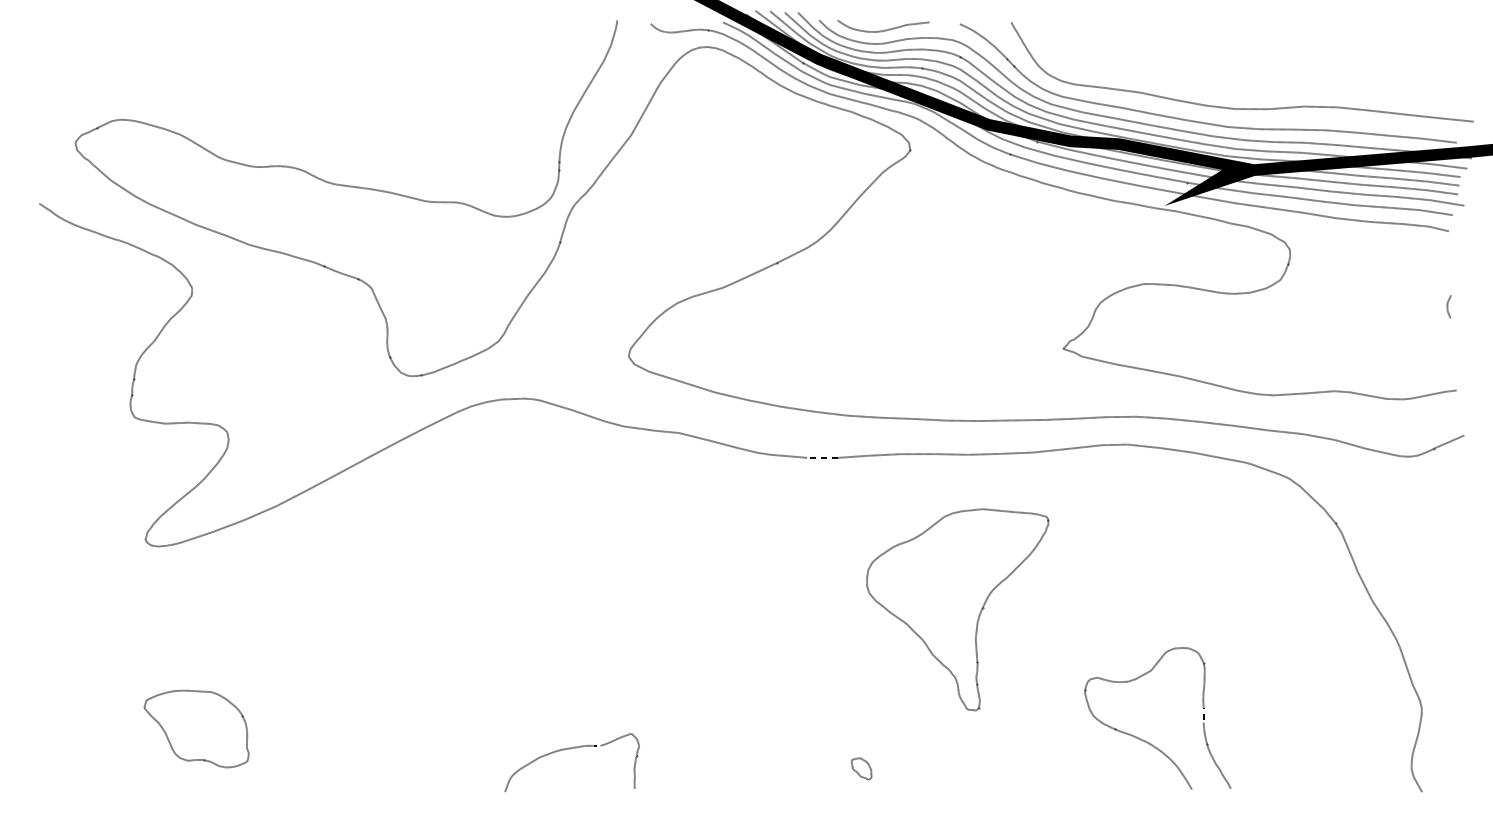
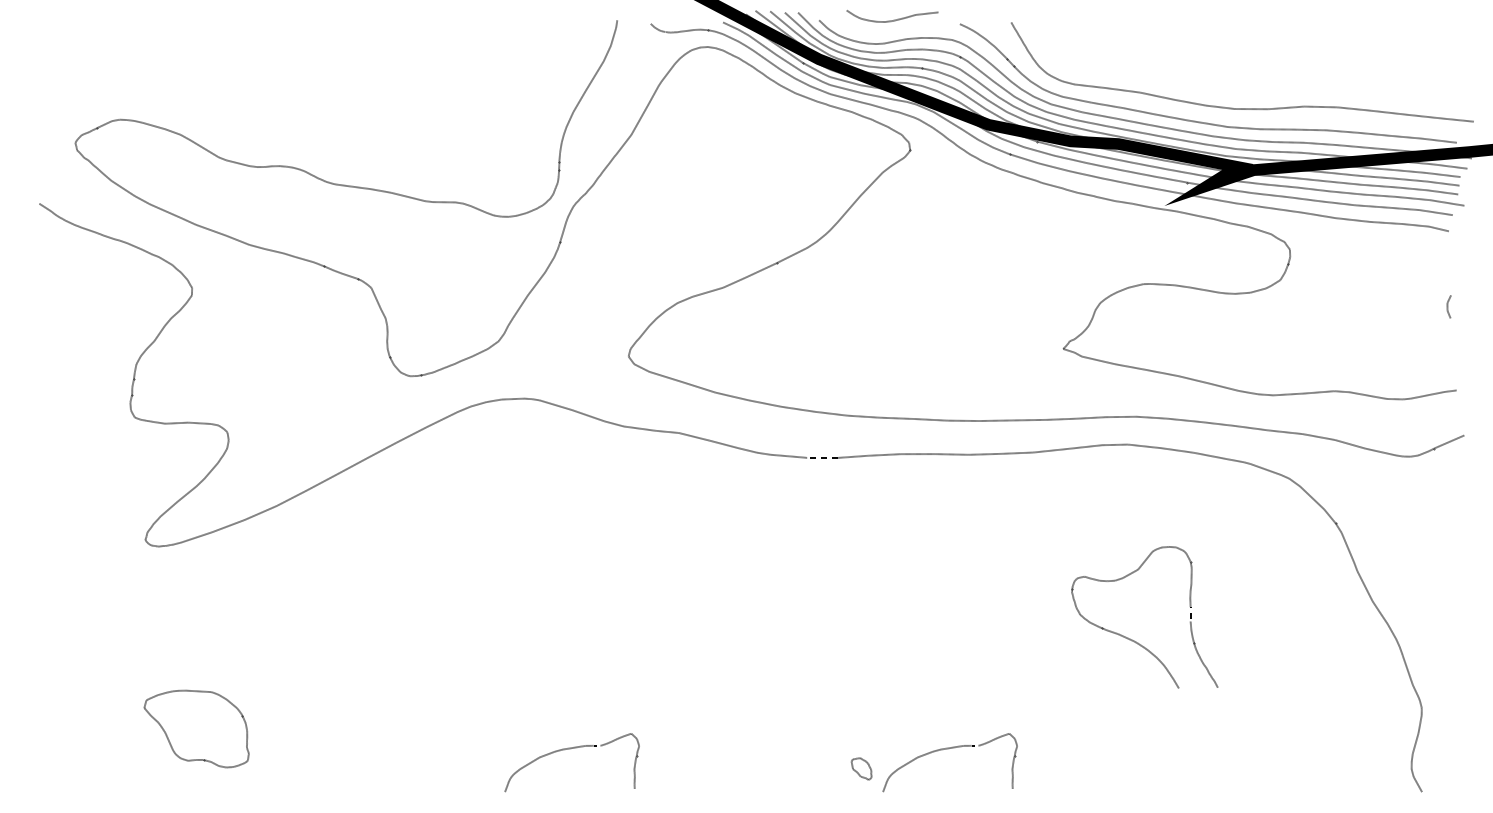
curve position: (885, 29) -> (894, 19) (894, 19)
part: present -> none (957, 609)
curve position: (1145, 740) -> (1132, 639) (1132, 639)
curve: none -> present (948, 749)
